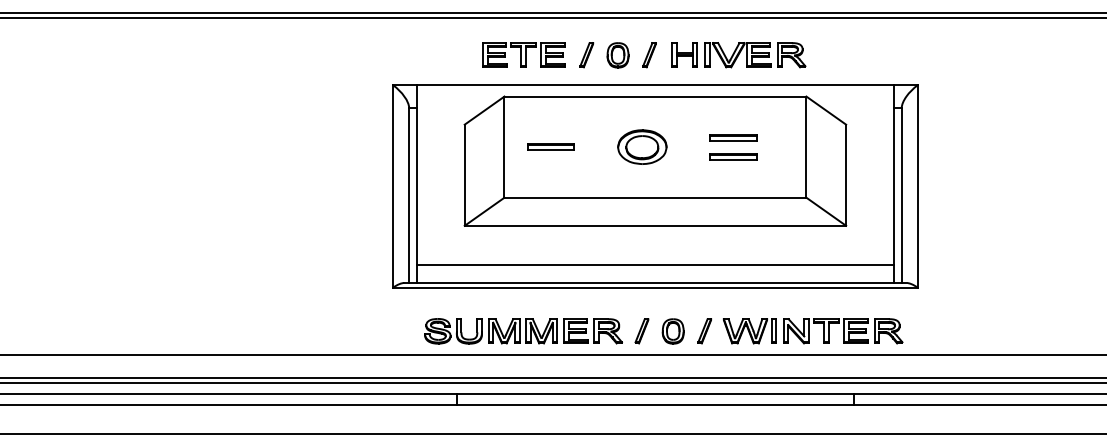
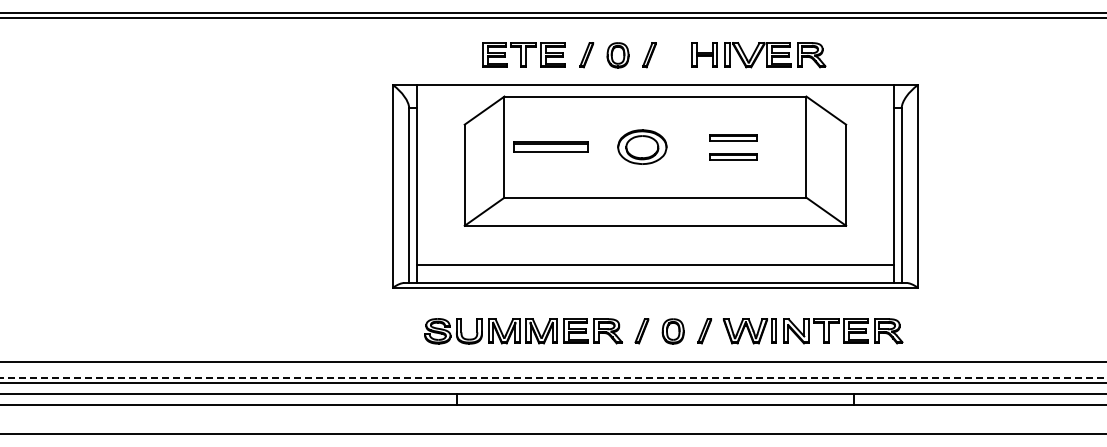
part position: (738, 55) -> (758, 55) (758, 55)
part size: 48x8 px -> 76x12 px (550, 146)
line position: (552, 355) -> (552, 362) (552, 362)
line: solid -> dashed (553, 377)
